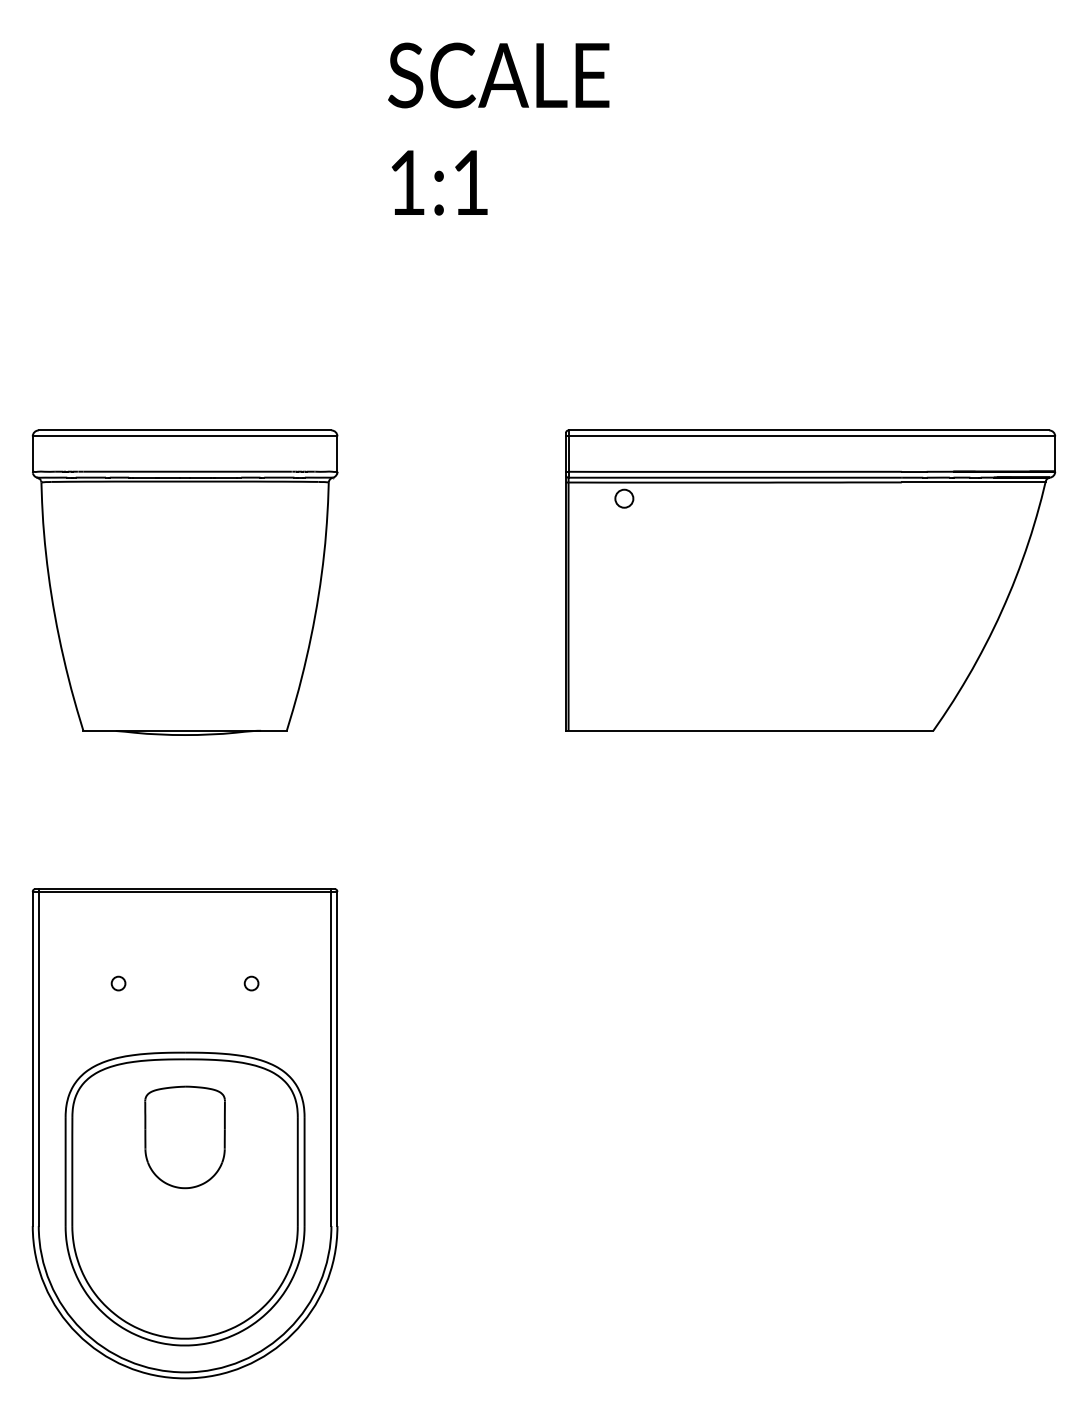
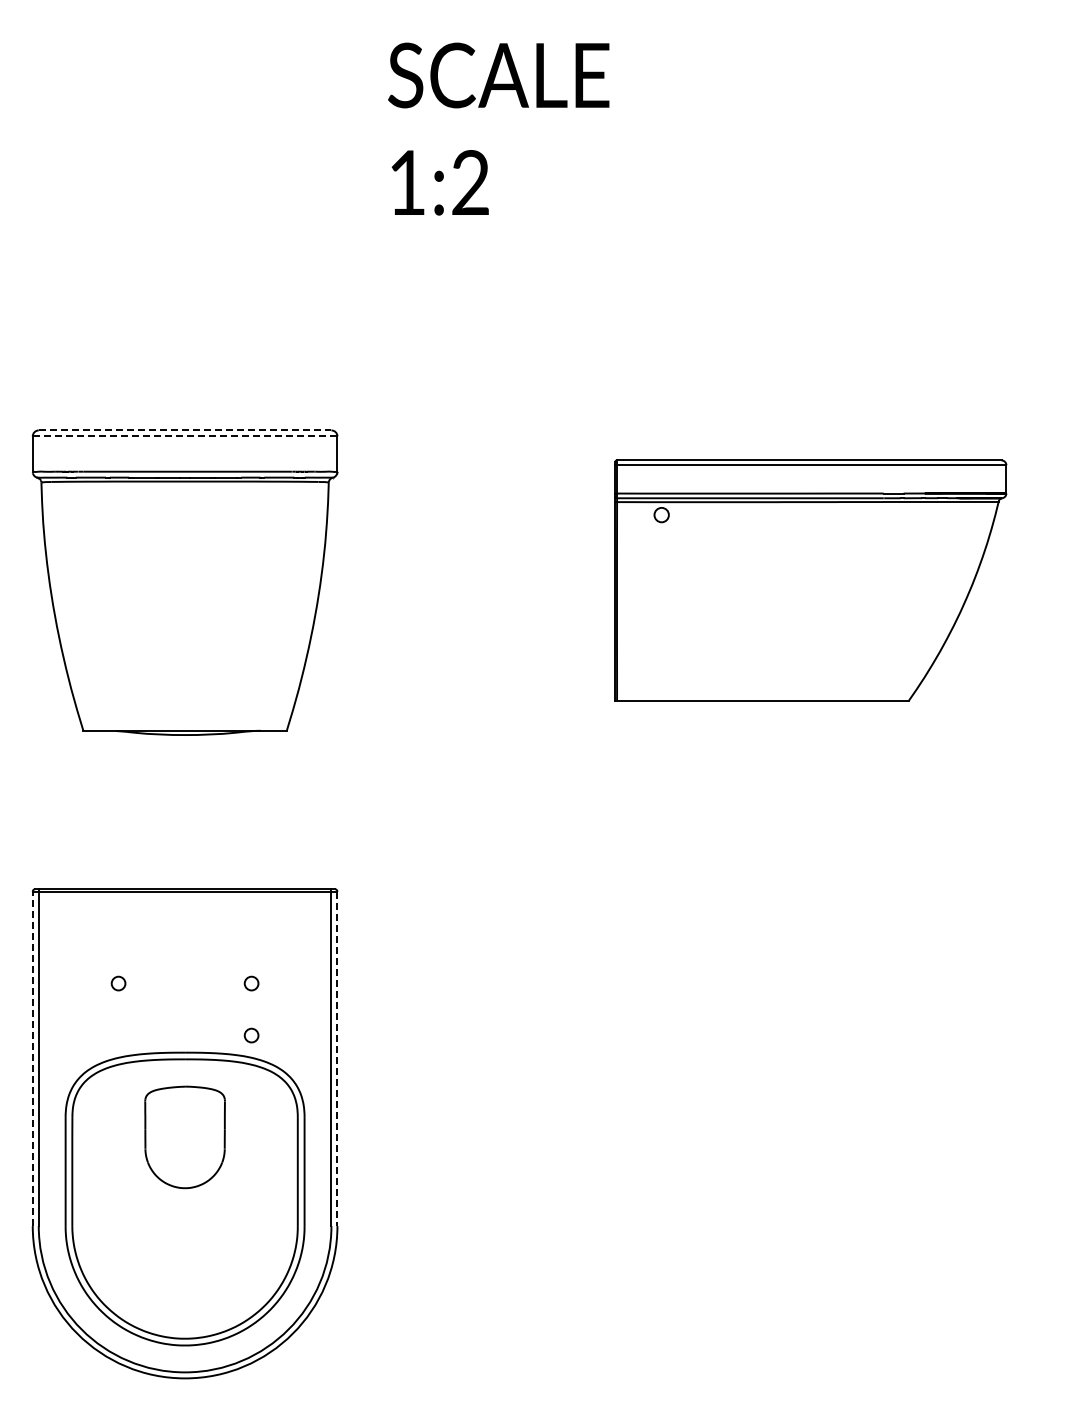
text: 1:1 -> 1:2 (470, 182)
line: solid -> dashed (185, 430)
line: solid -> dashed (184, 436)
part size: 492x303 px -> 394x243 px (810, 580)
circle: none -> present (251, 1035)
line: solid -> dashed (32, 1058)
line: solid -> dashed (337, 1059)
